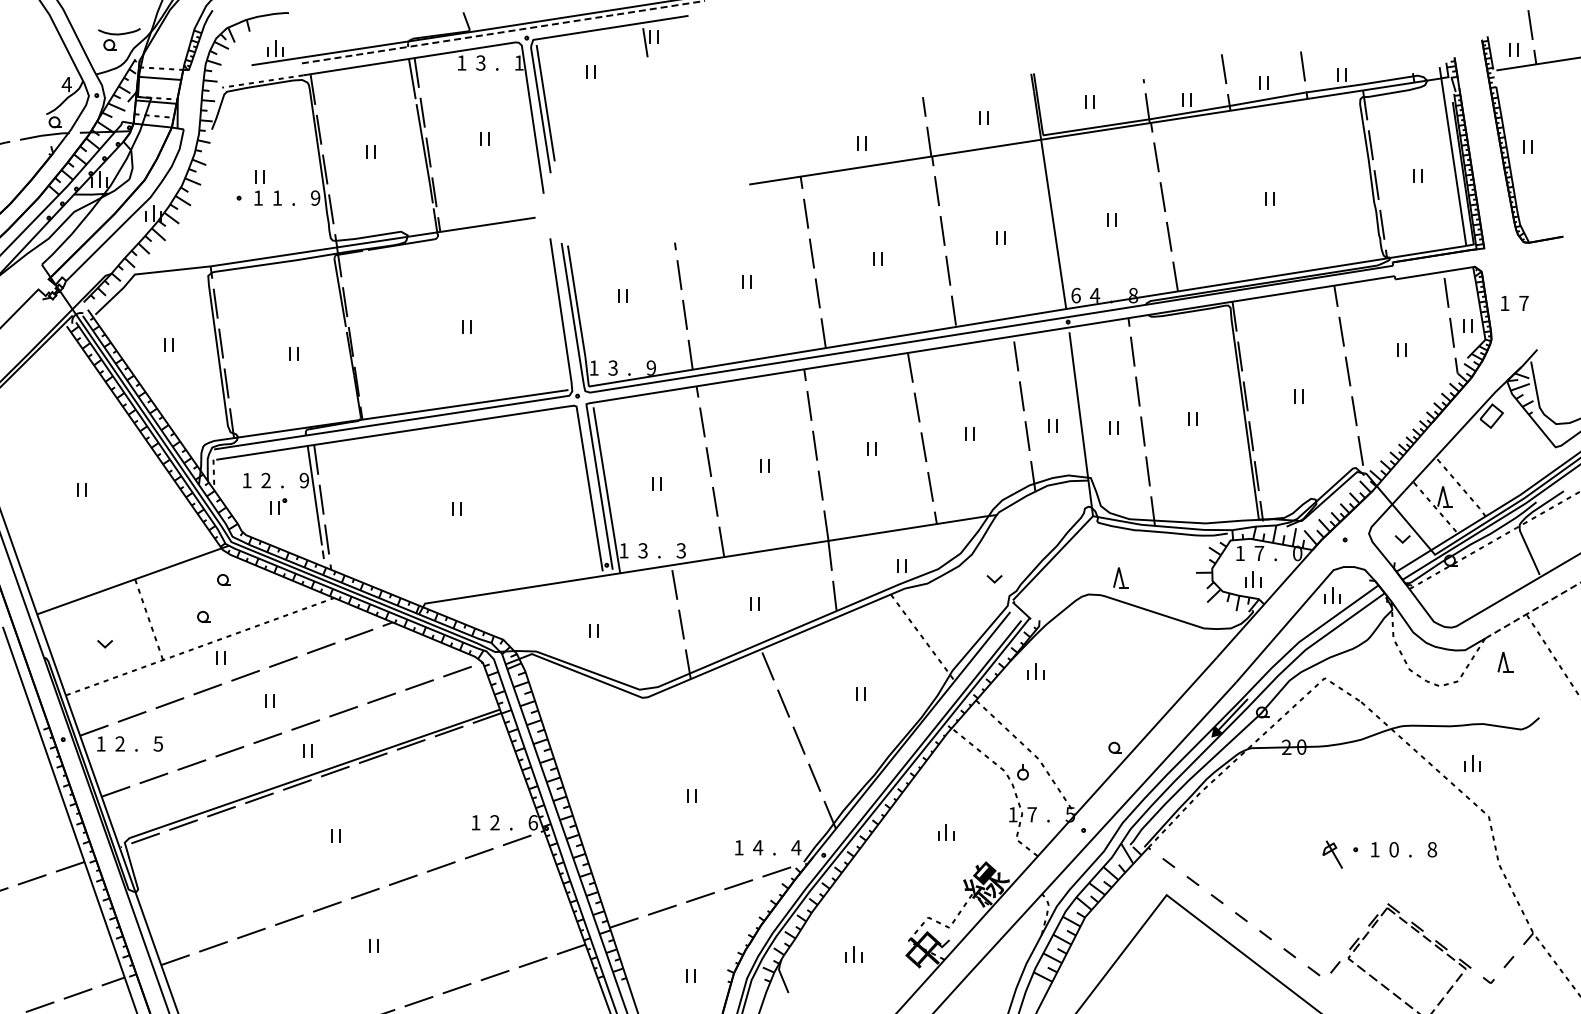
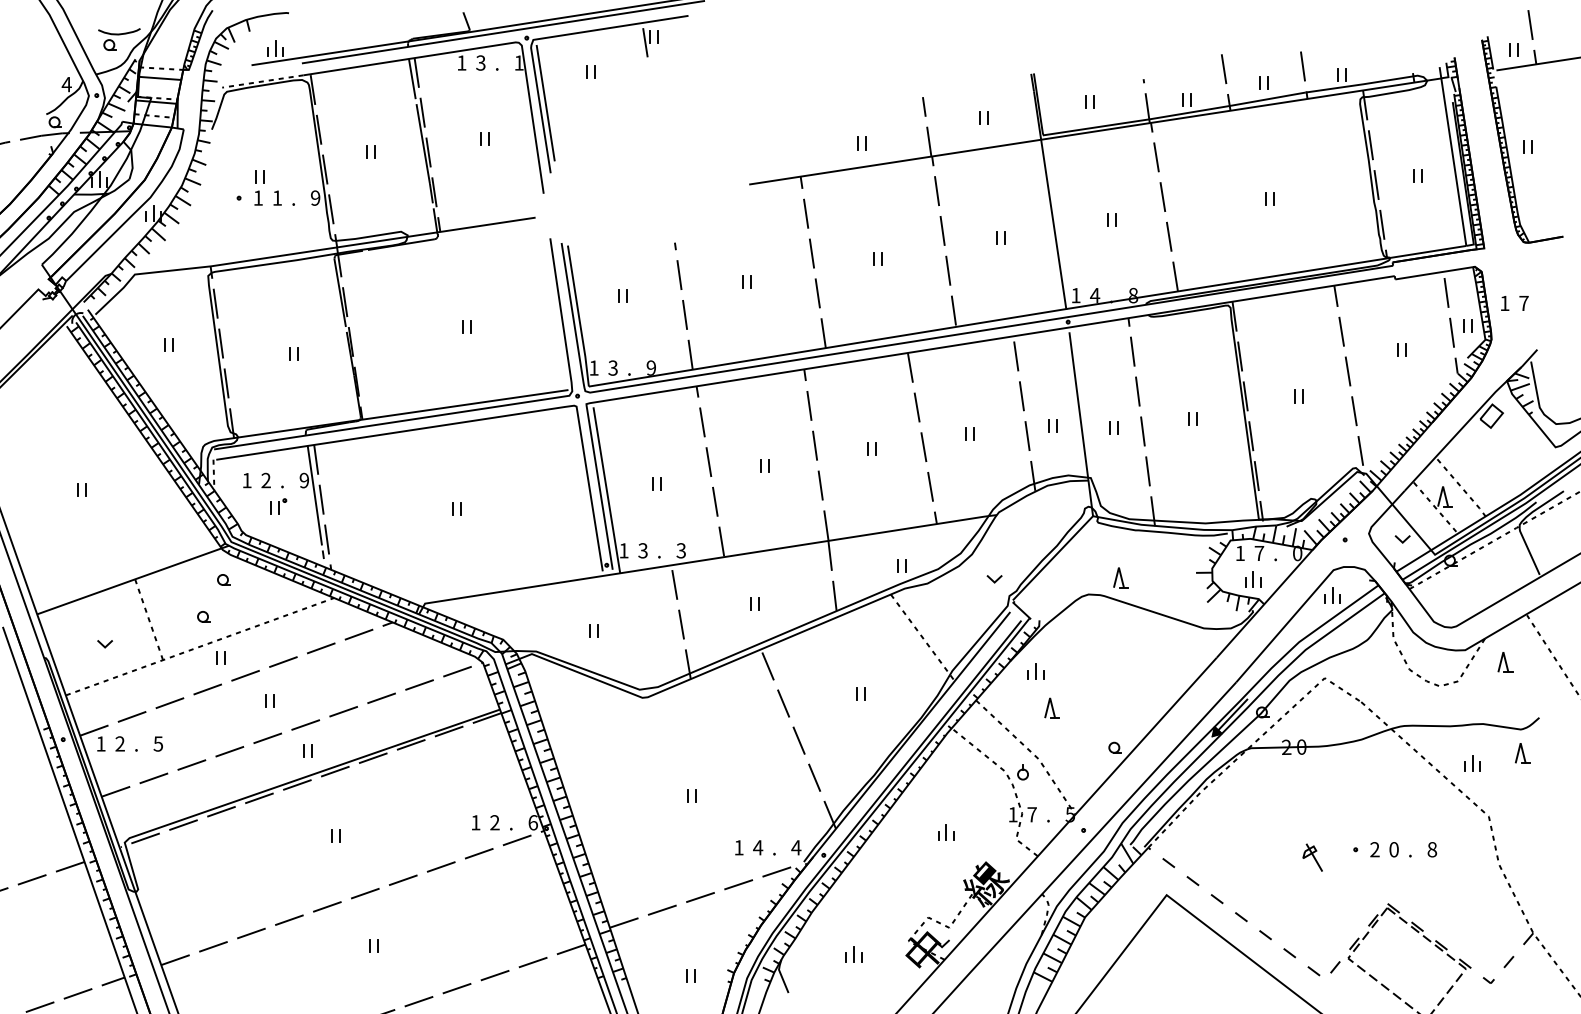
line: dashed -> solid (503, 32)
text: 6 -> 1 (1075, 295)
line: dashed -> solid (1533, 610)
part: none -> present (1051, 707)
part: none -> present (1522, 753)
text: 1 -> 2 (1374, 849)
part position: (1332, 854) -> (1312, 857) (1312, 857)
